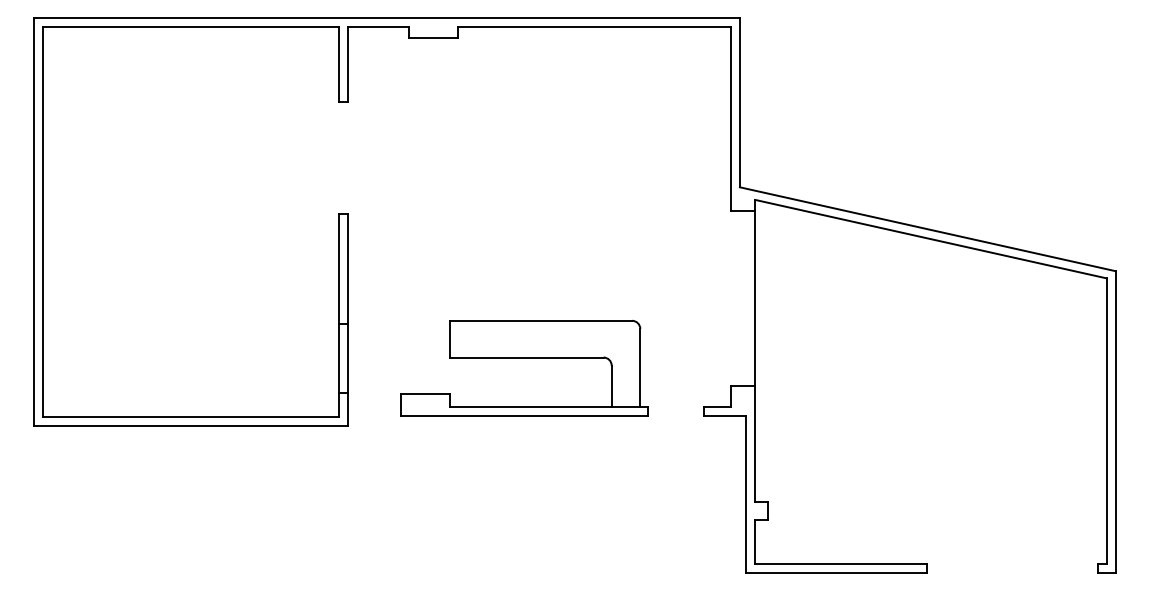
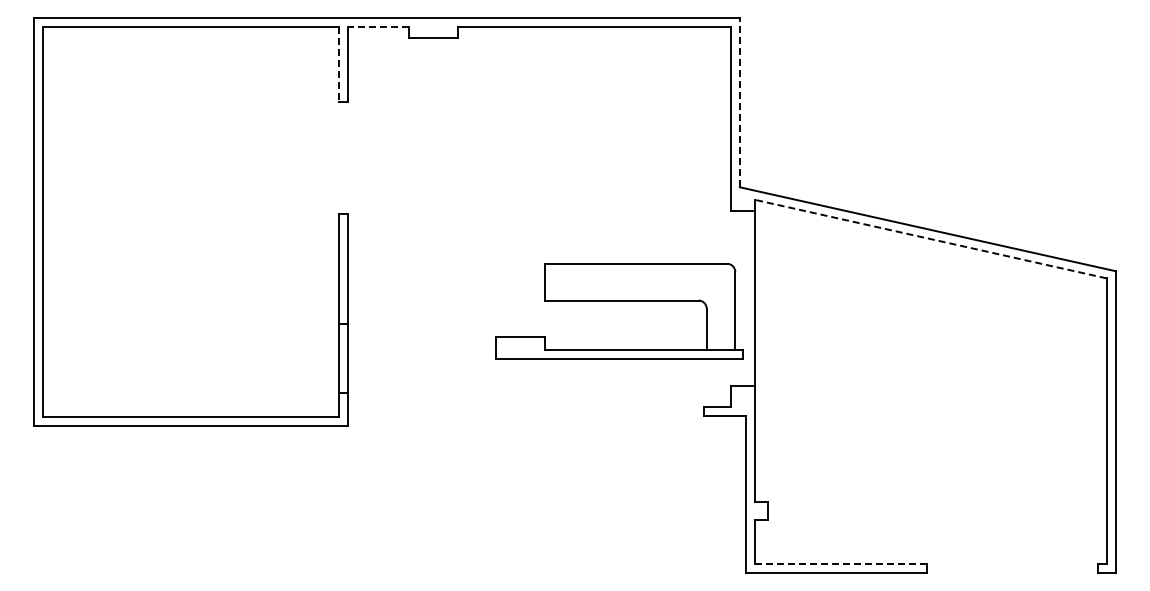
line: solid -> dashed (378, 26)
line: solid -> dashed (339, 64)
line: solid -> dashed (739, 102)
line: solid -> dashed (930, 239)
part position: (524, 358) -> (619, 301) (619, 301)
line: solid -> dashed (841, 564)
